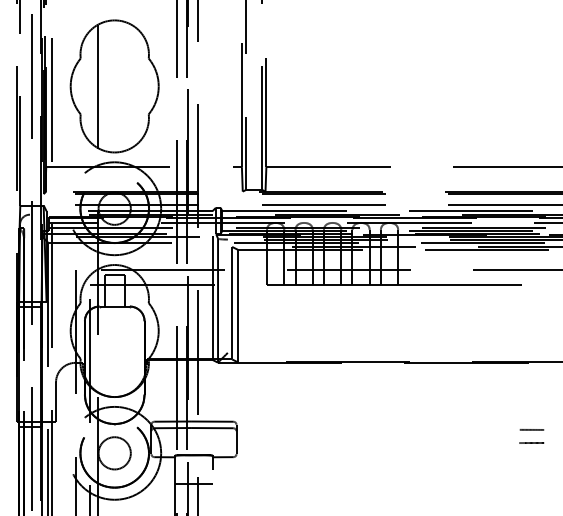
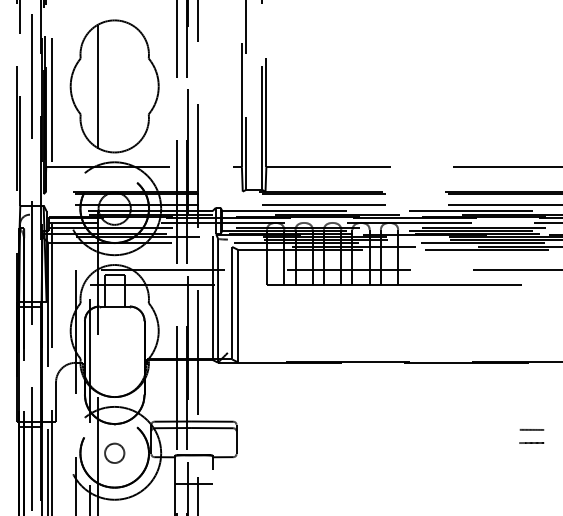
circle diameter: 32 px -> 19 px (114, 453)
